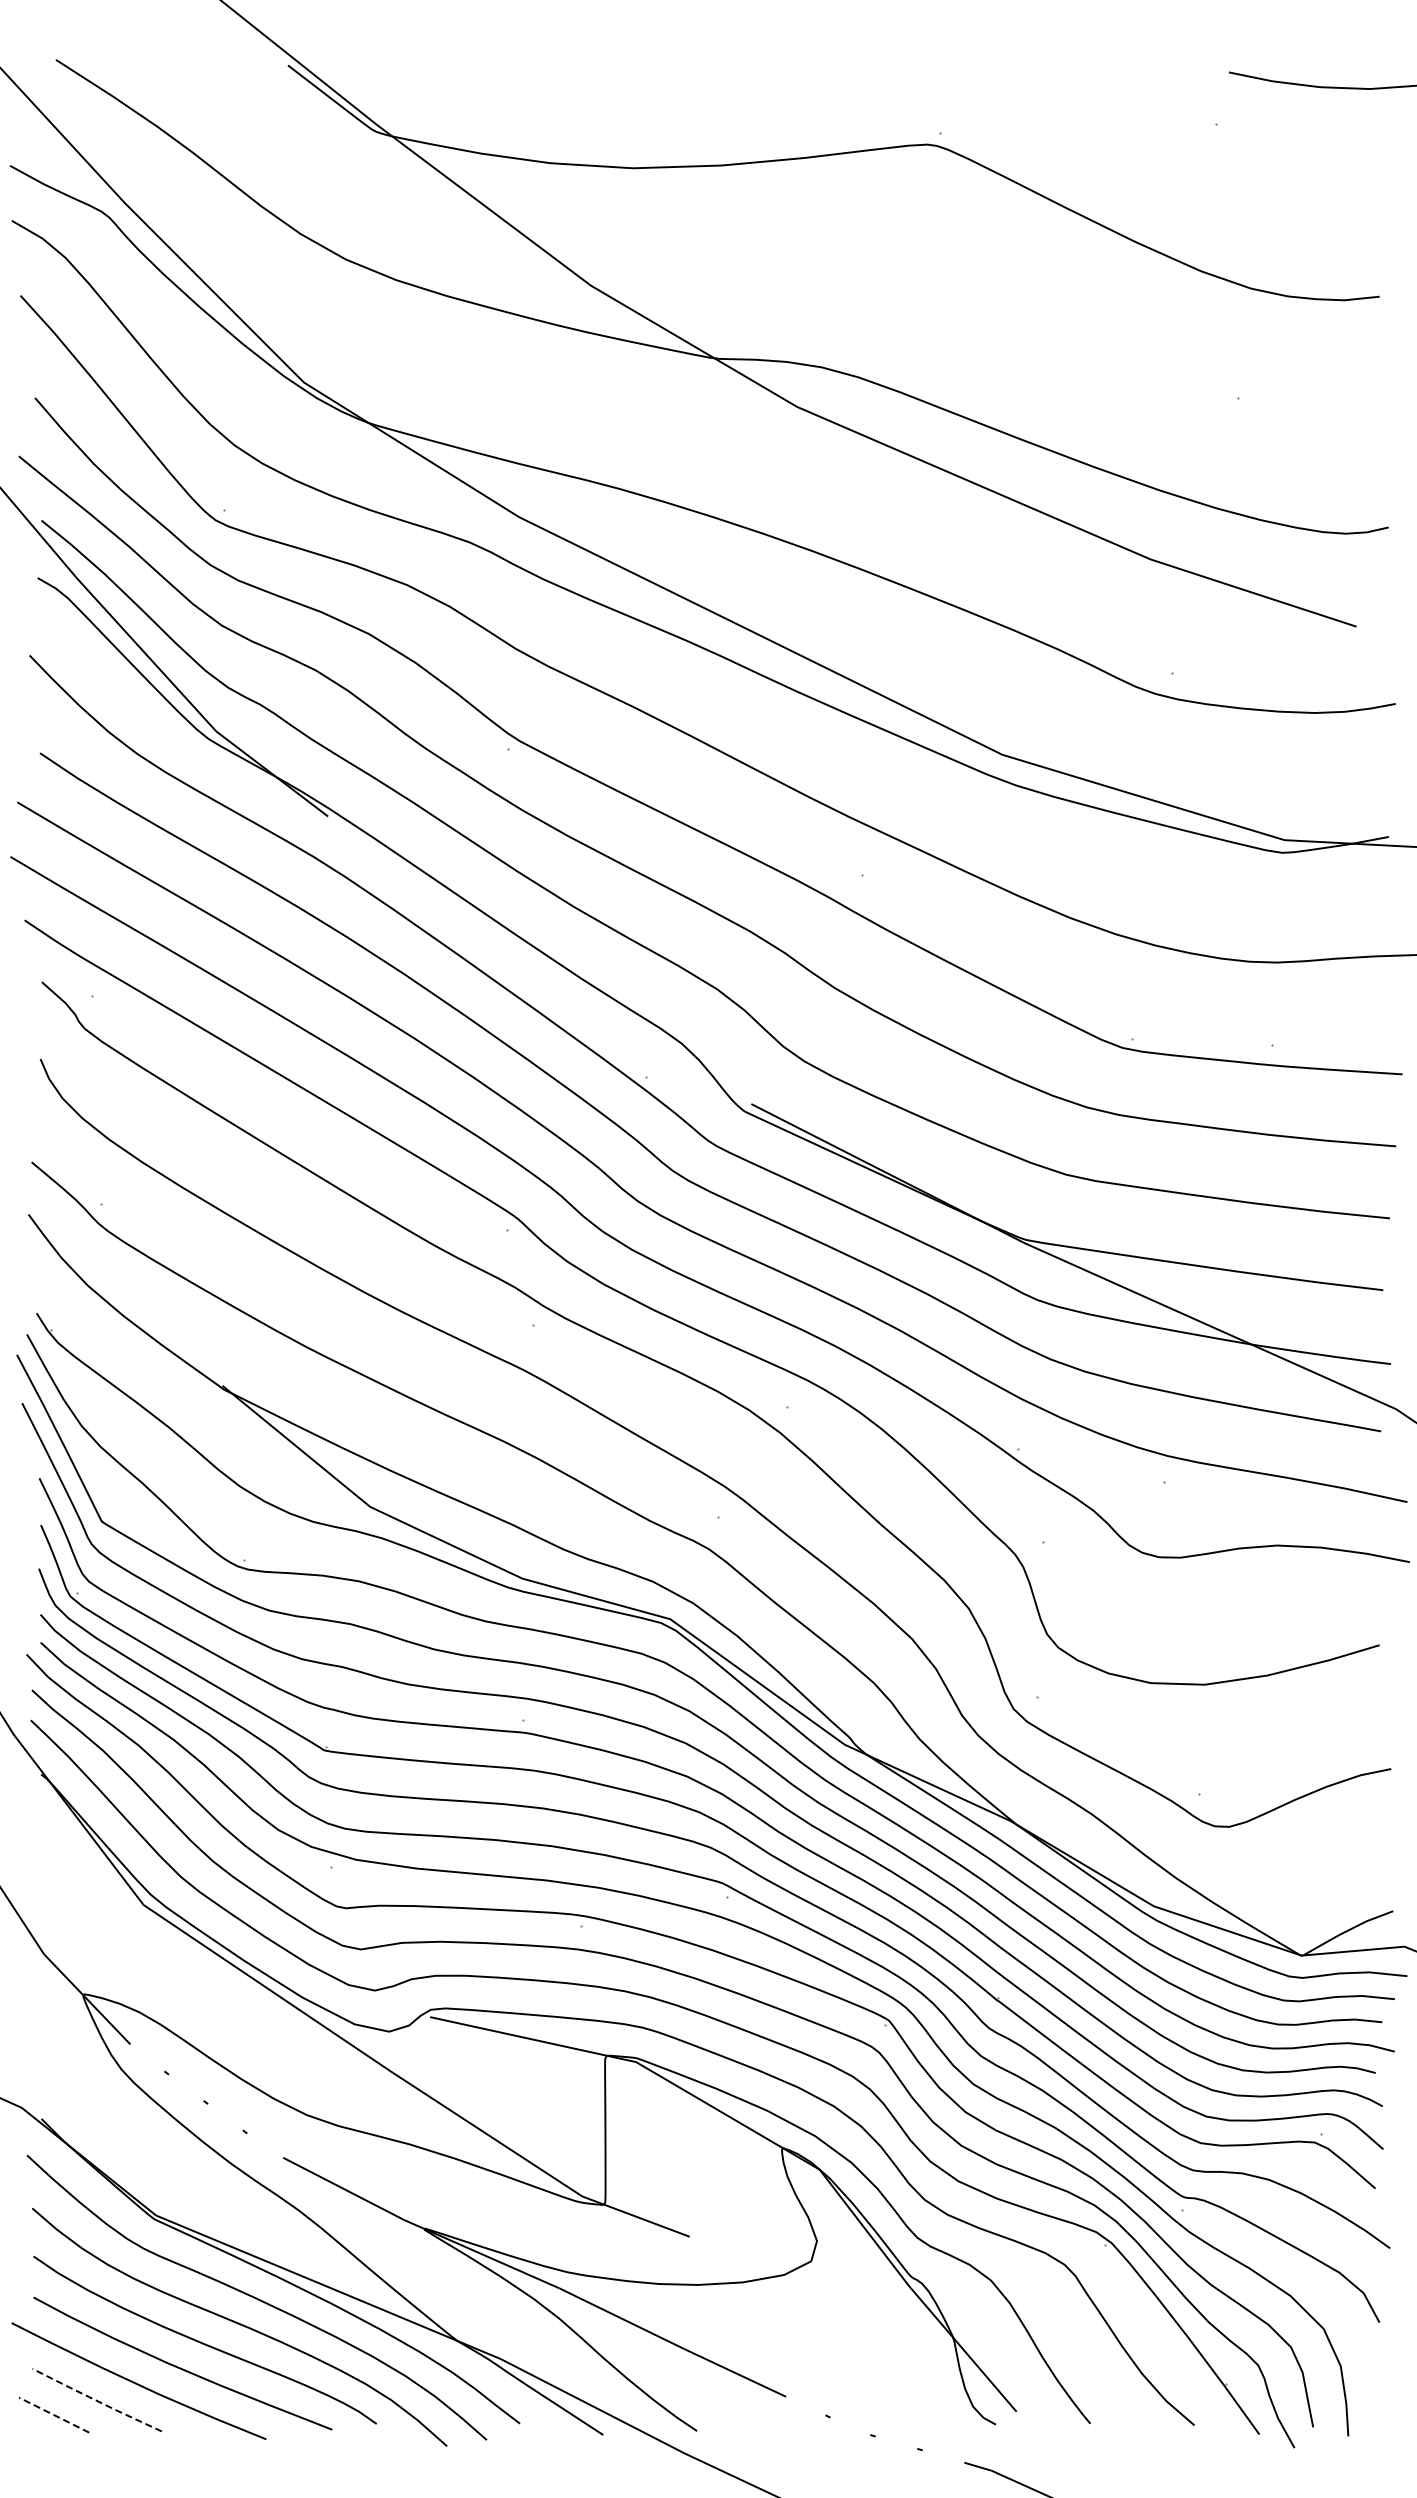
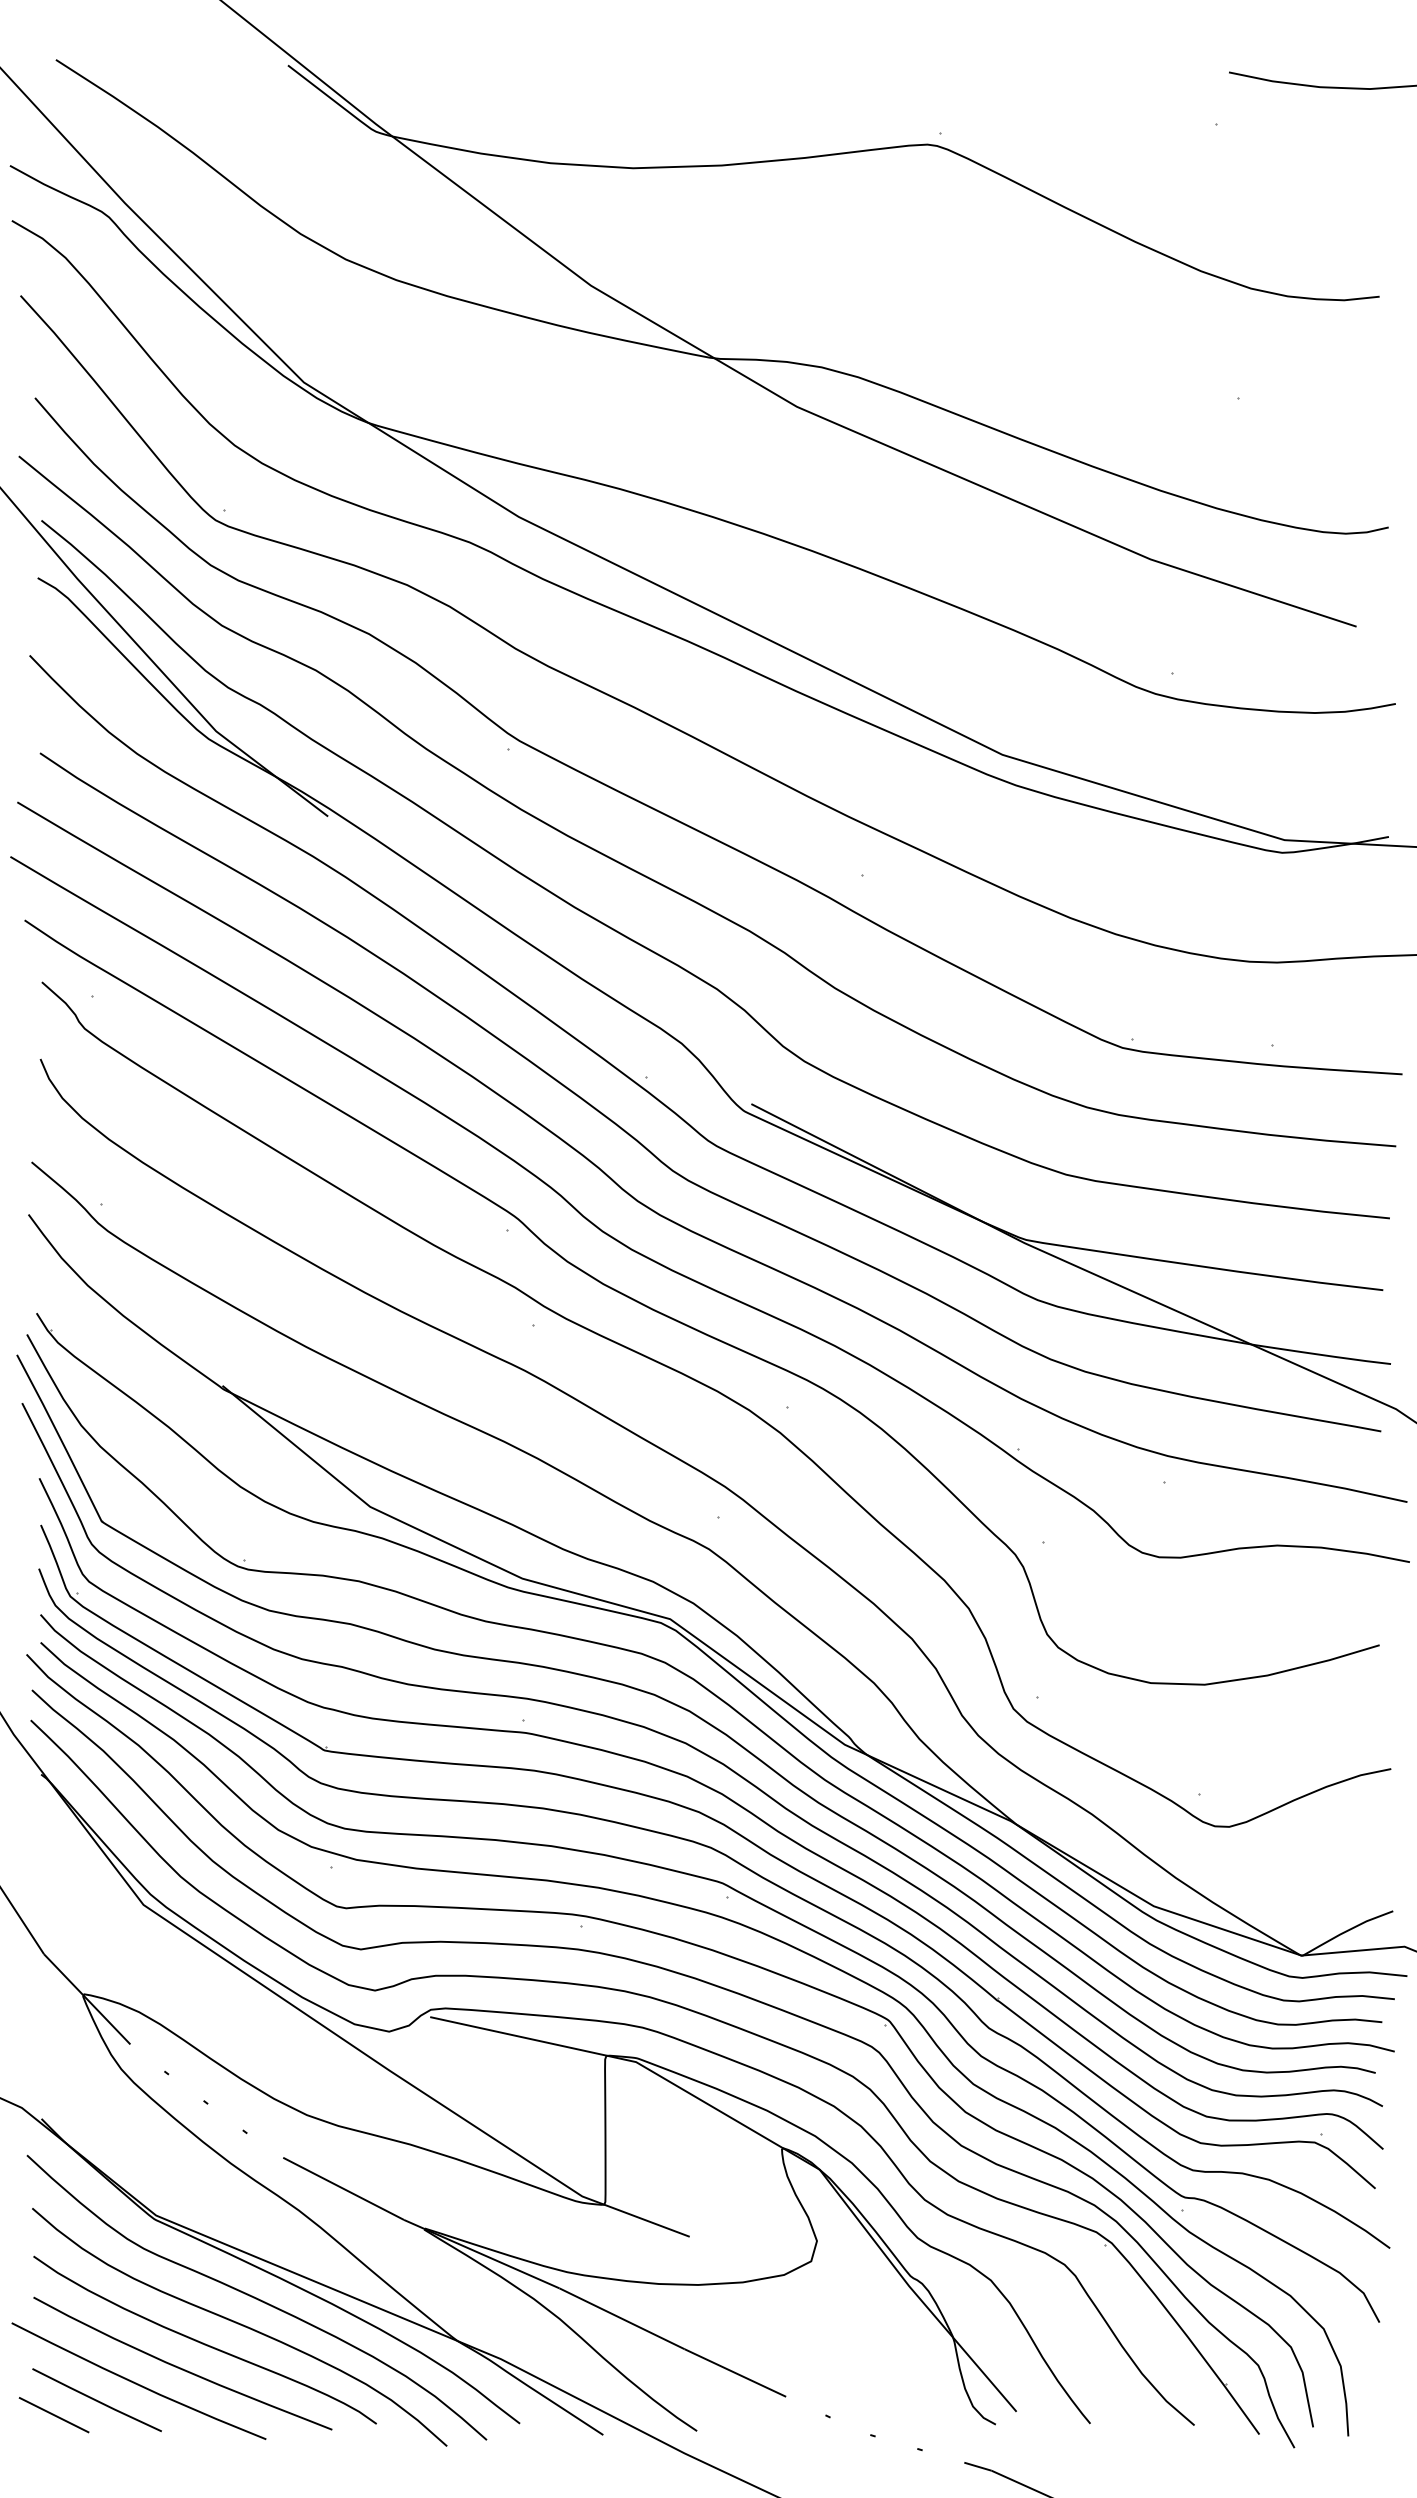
line: dashed -> solid (96, 2400)
line: dashed -> solid (53, 2414)
